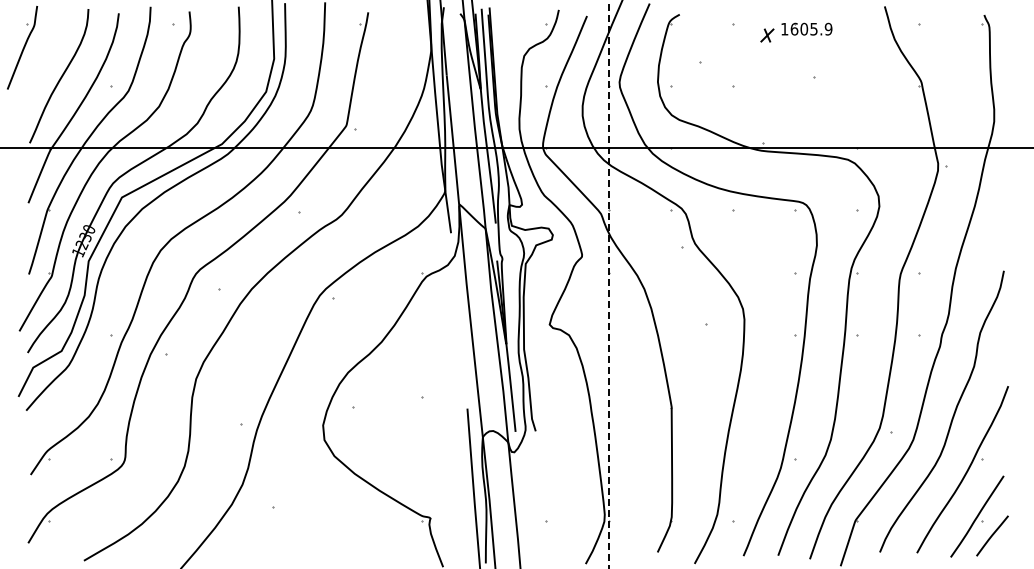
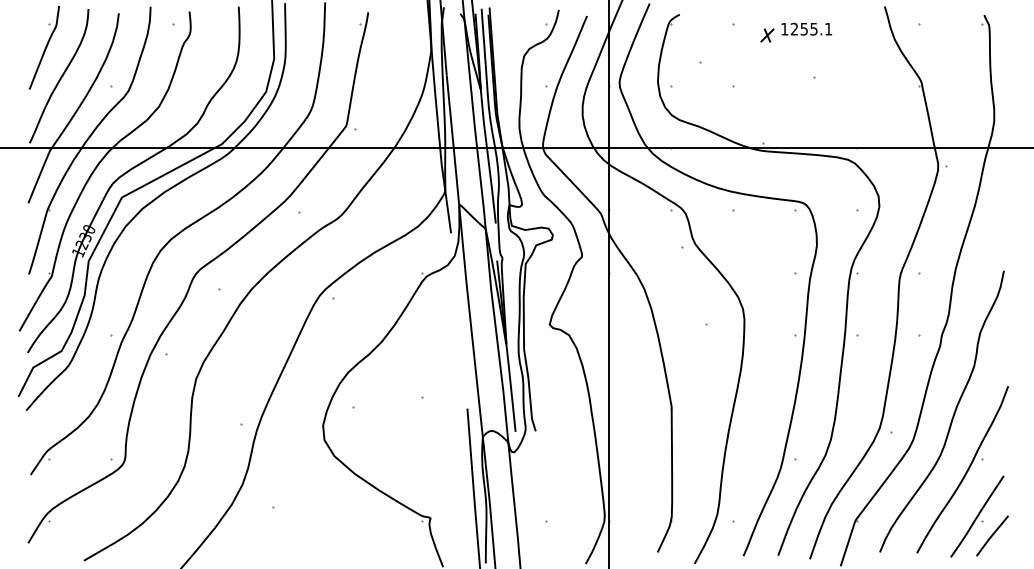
text: 1605.9 -> 1255.1 (811, 28)
part position: (22, 47) -> (44, 47) (44, 47)
line: dashed -> solid (608, 284)
